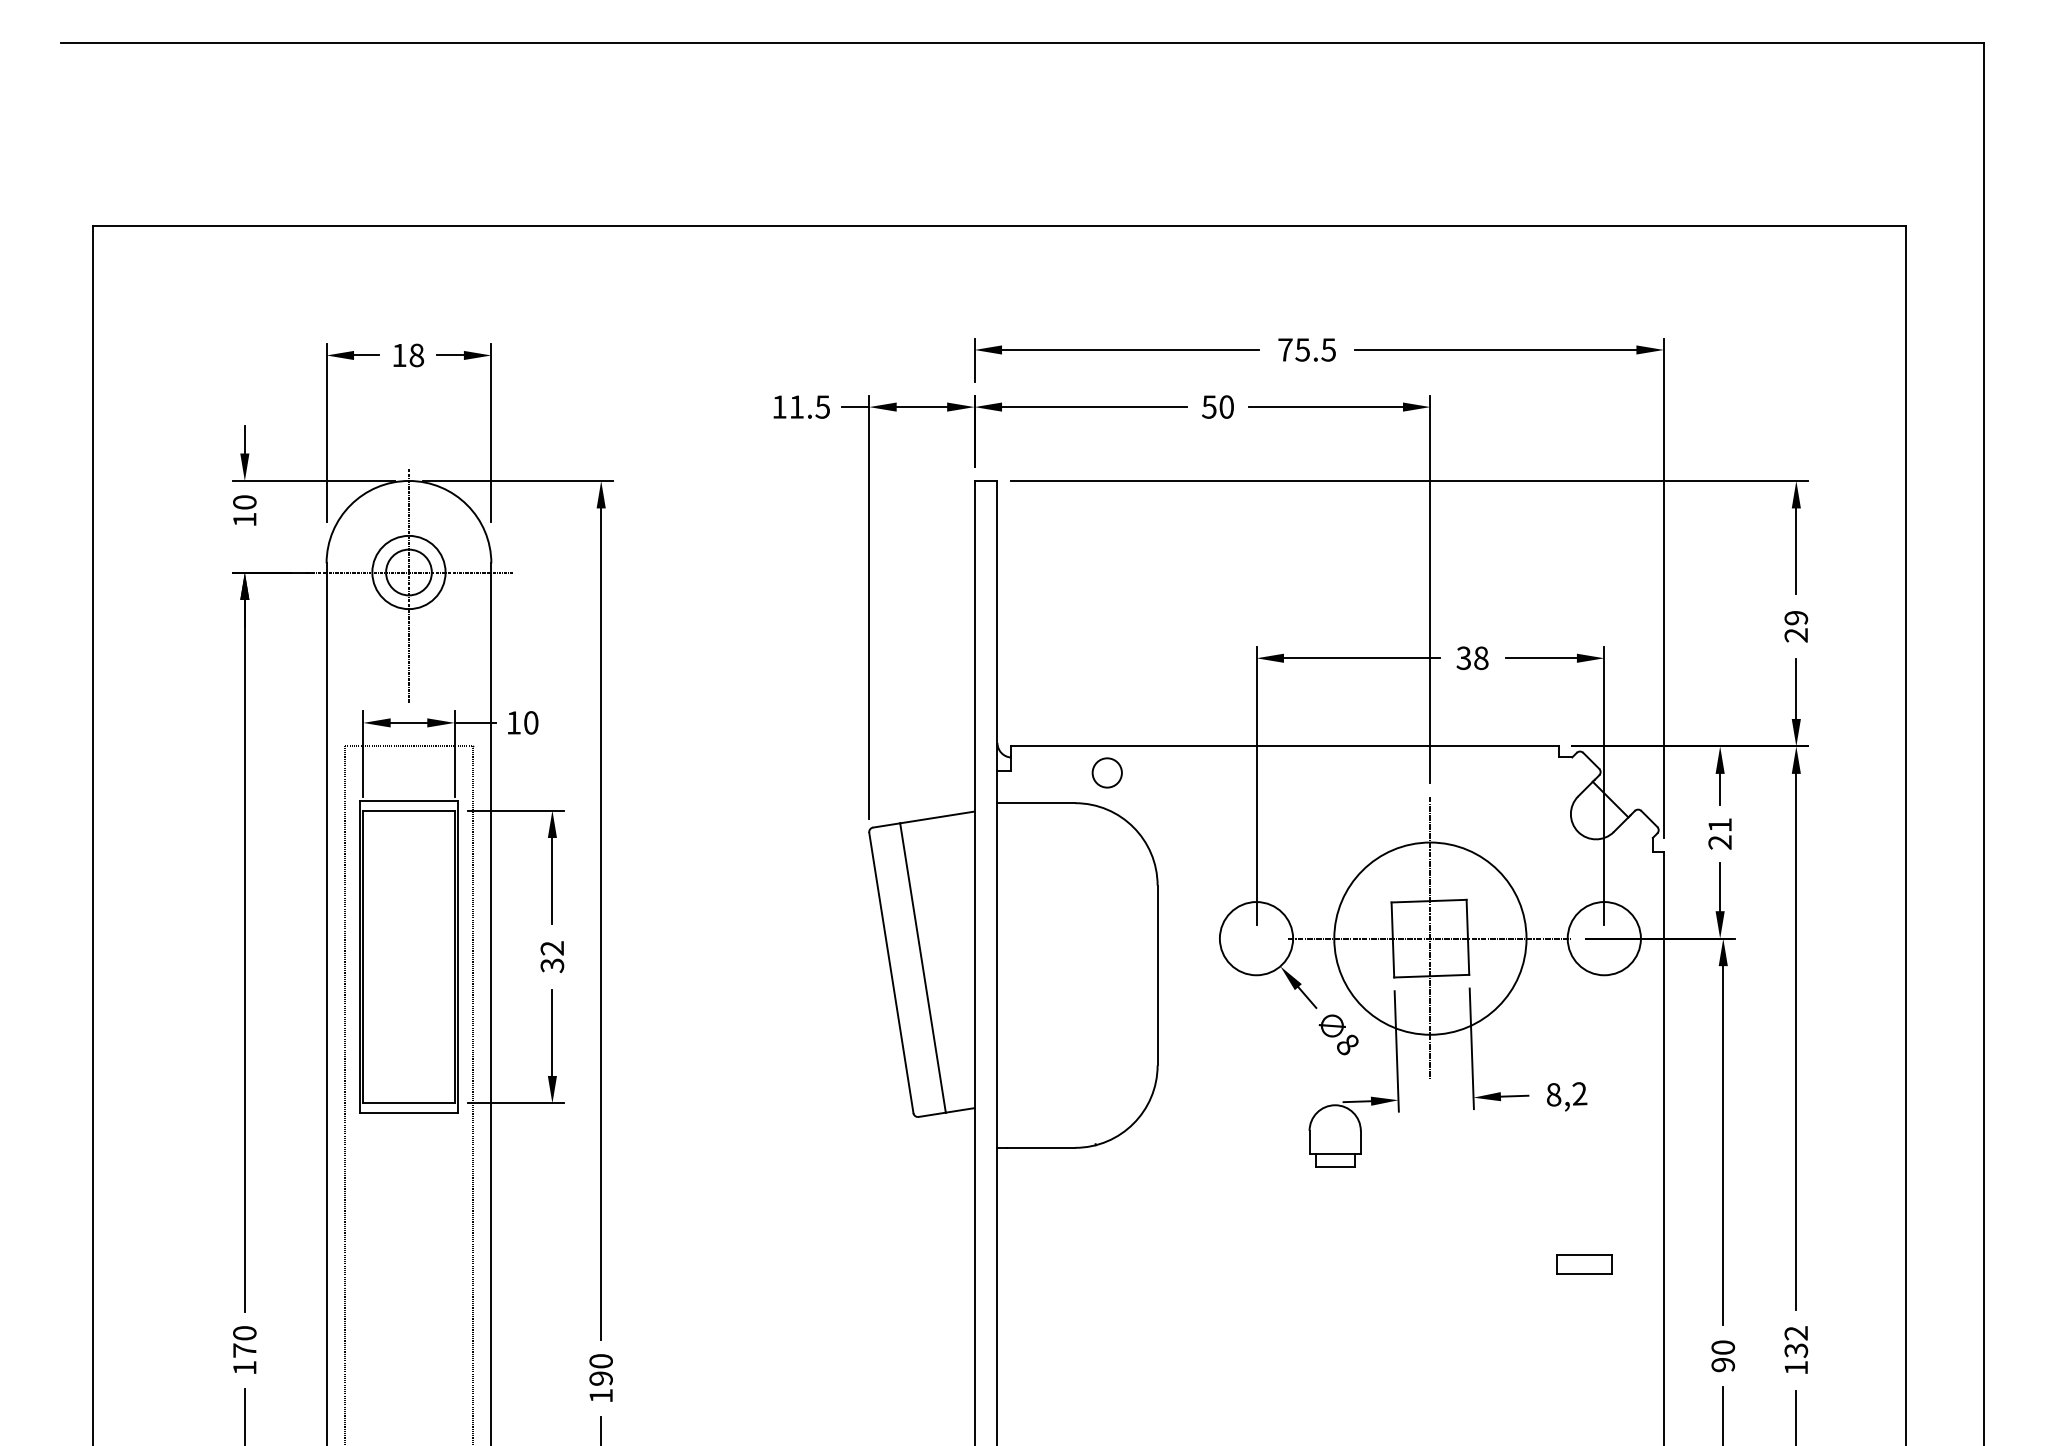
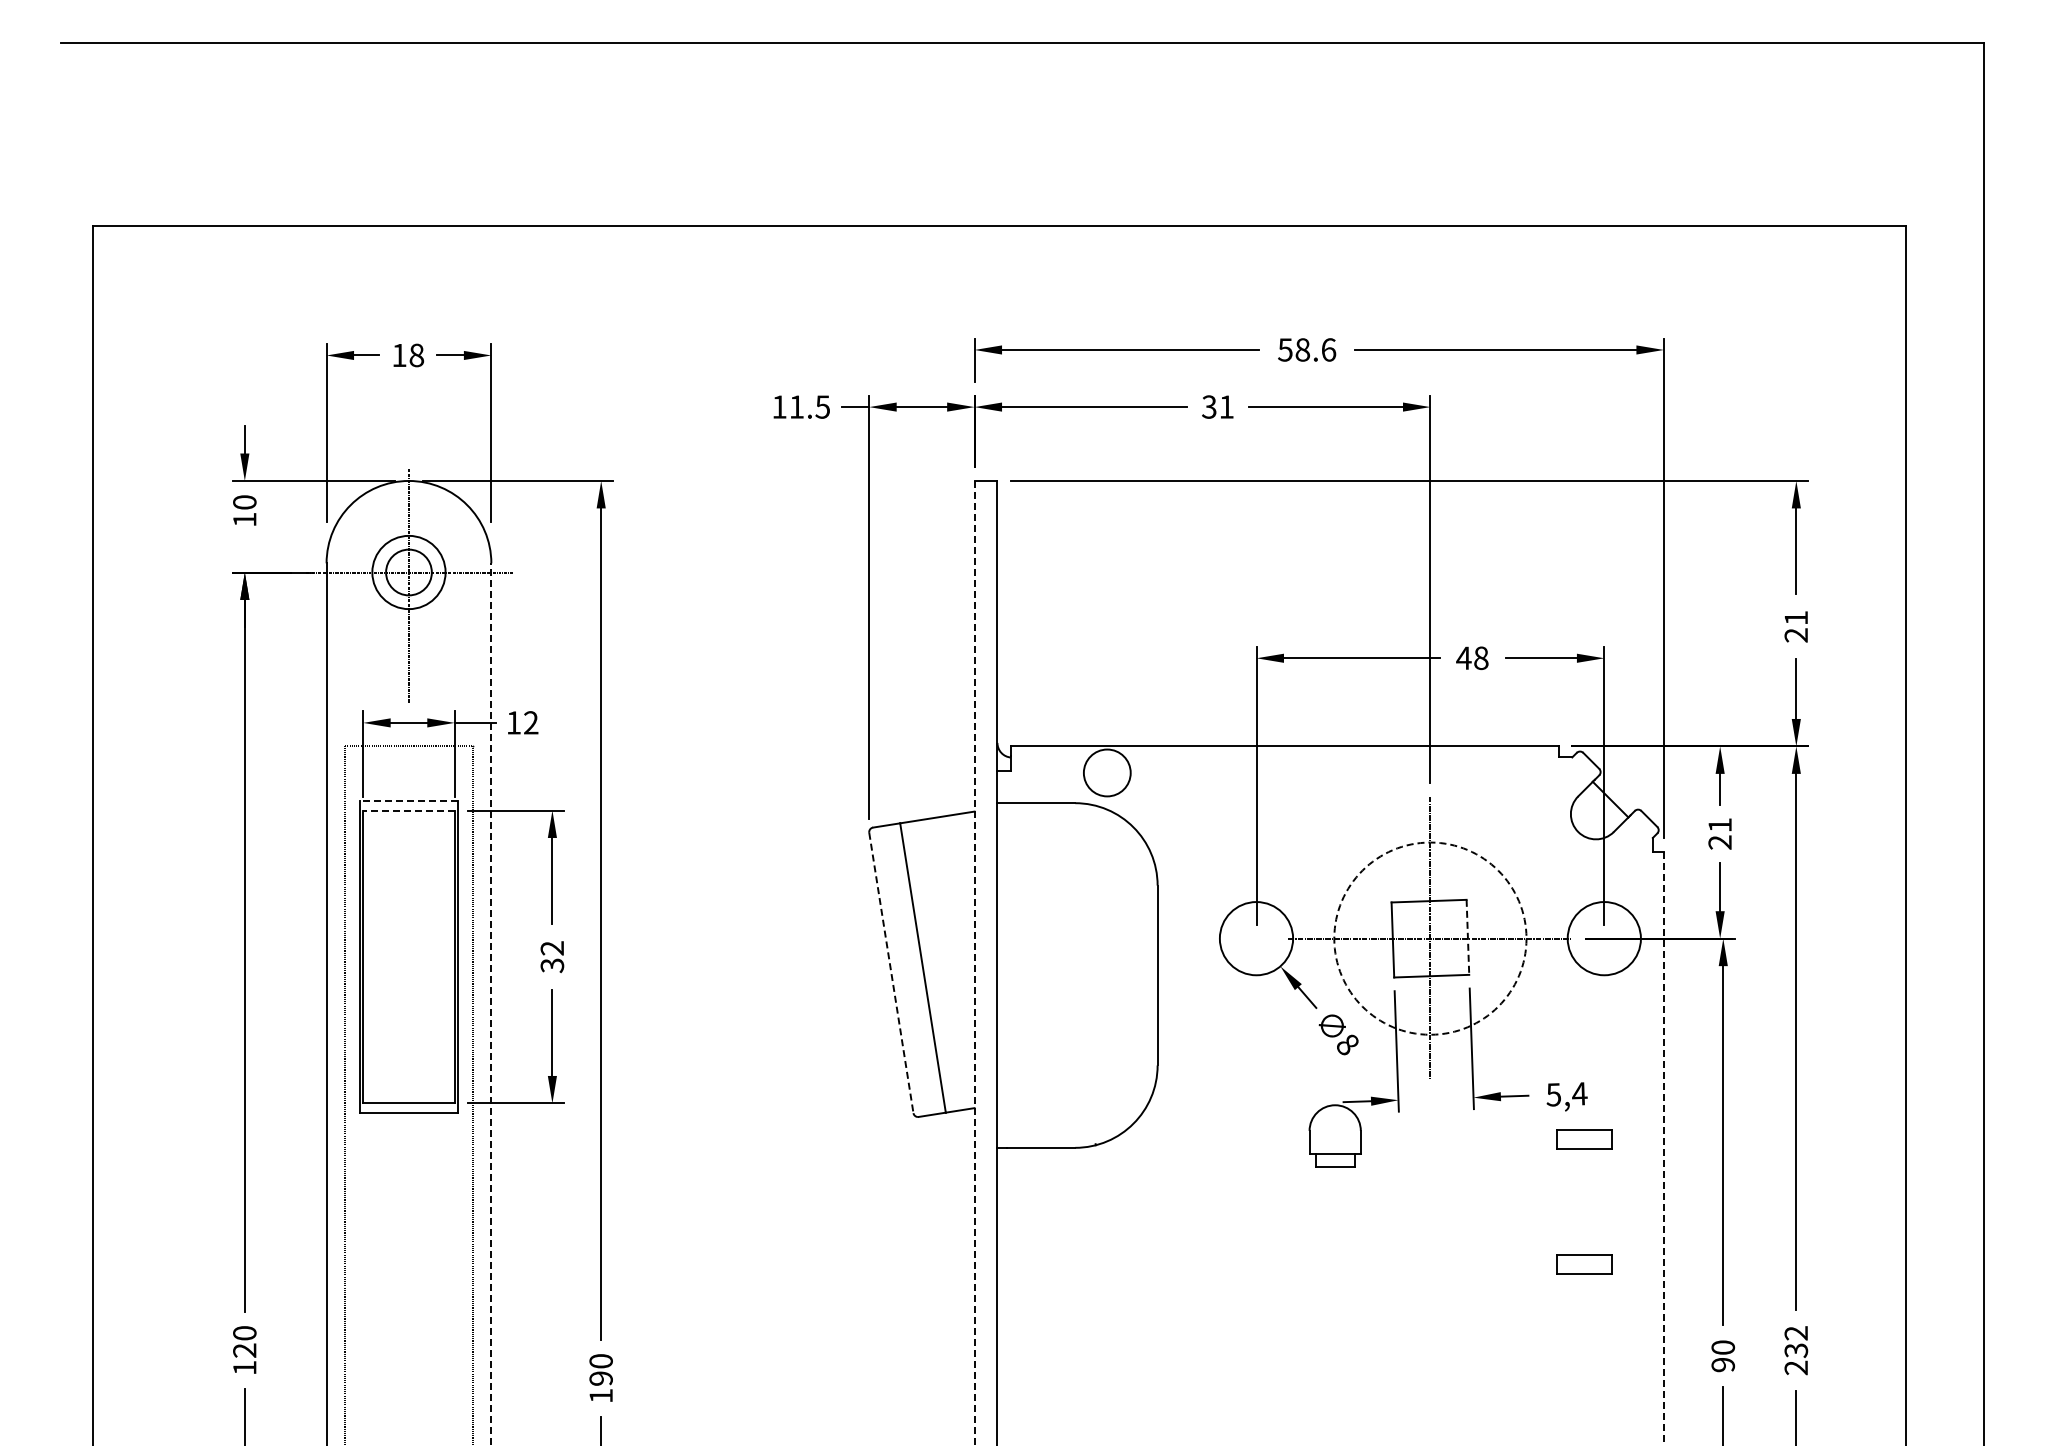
text: 75.5 -> 58.6 (1307, 349)
text: 50 -> 31 (1217, 406)
text: 29 -> 21 (1796, 618)
text: 38 -> 48 (1463, 658)
text: 10 -> 12 (531, 722)
circle diameter: 29 px -> 47 px (1106, 772)
line: solid -> dashed (408, 801)
line: solid -> dashed (408, 810)
line: solid -> dashed (1467, 937)
circle: solid -> dashed (1430, 938)
line: solid -> dashed (974, 963)
line: solid -> dashed (891, 972)
line: solid -> dashed (491, 1004)
text: 8,2 -> 5,4 (1566, 1094)
part: none -> present (1584, 1139)
line: solid -> dashed (1663, 1148)
text: 170 -> 120 (244, 1350)
text: 132 -> 232 (1795, 1367)
